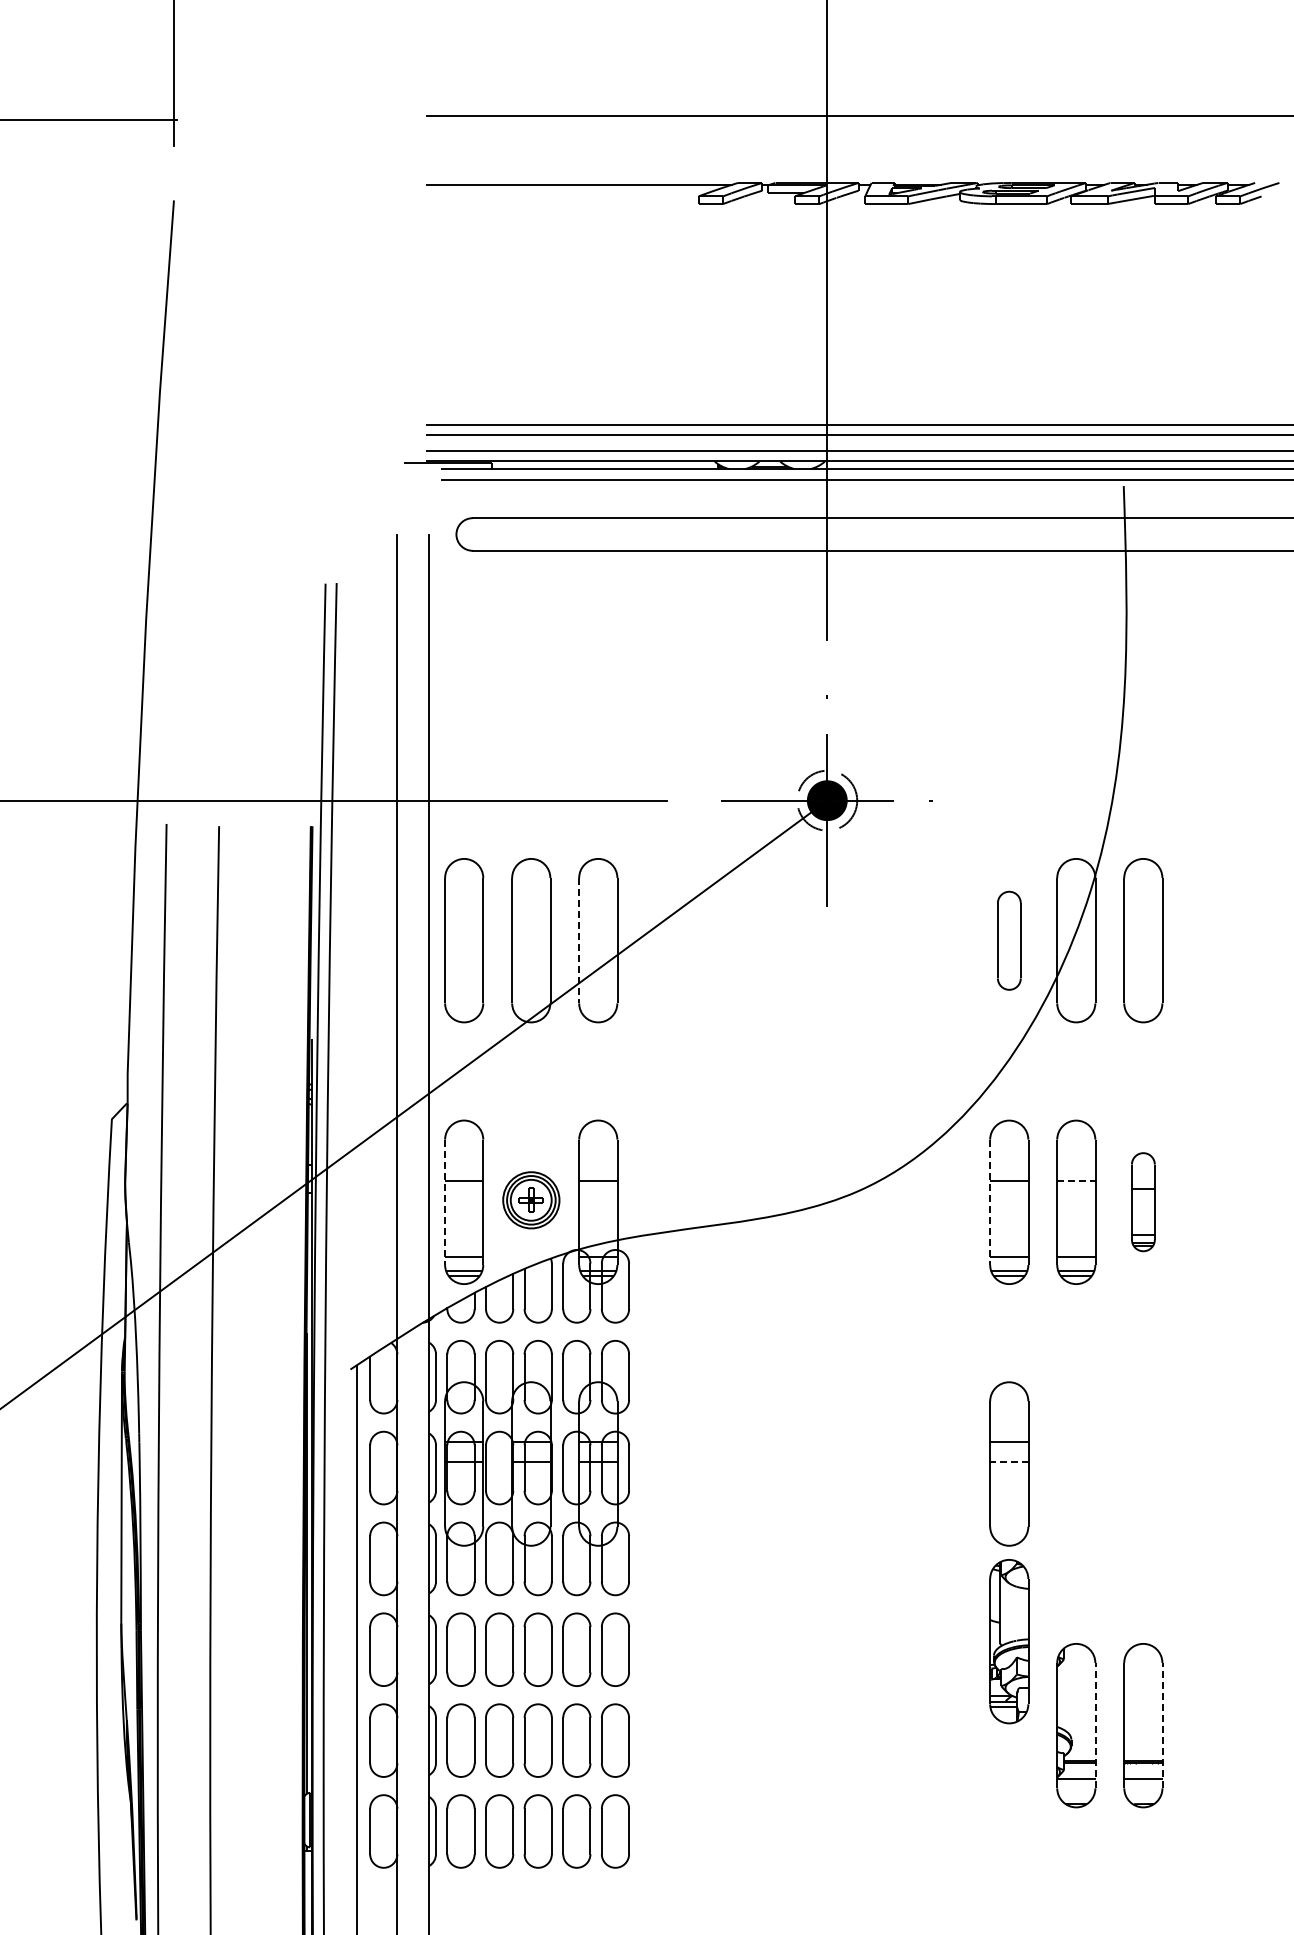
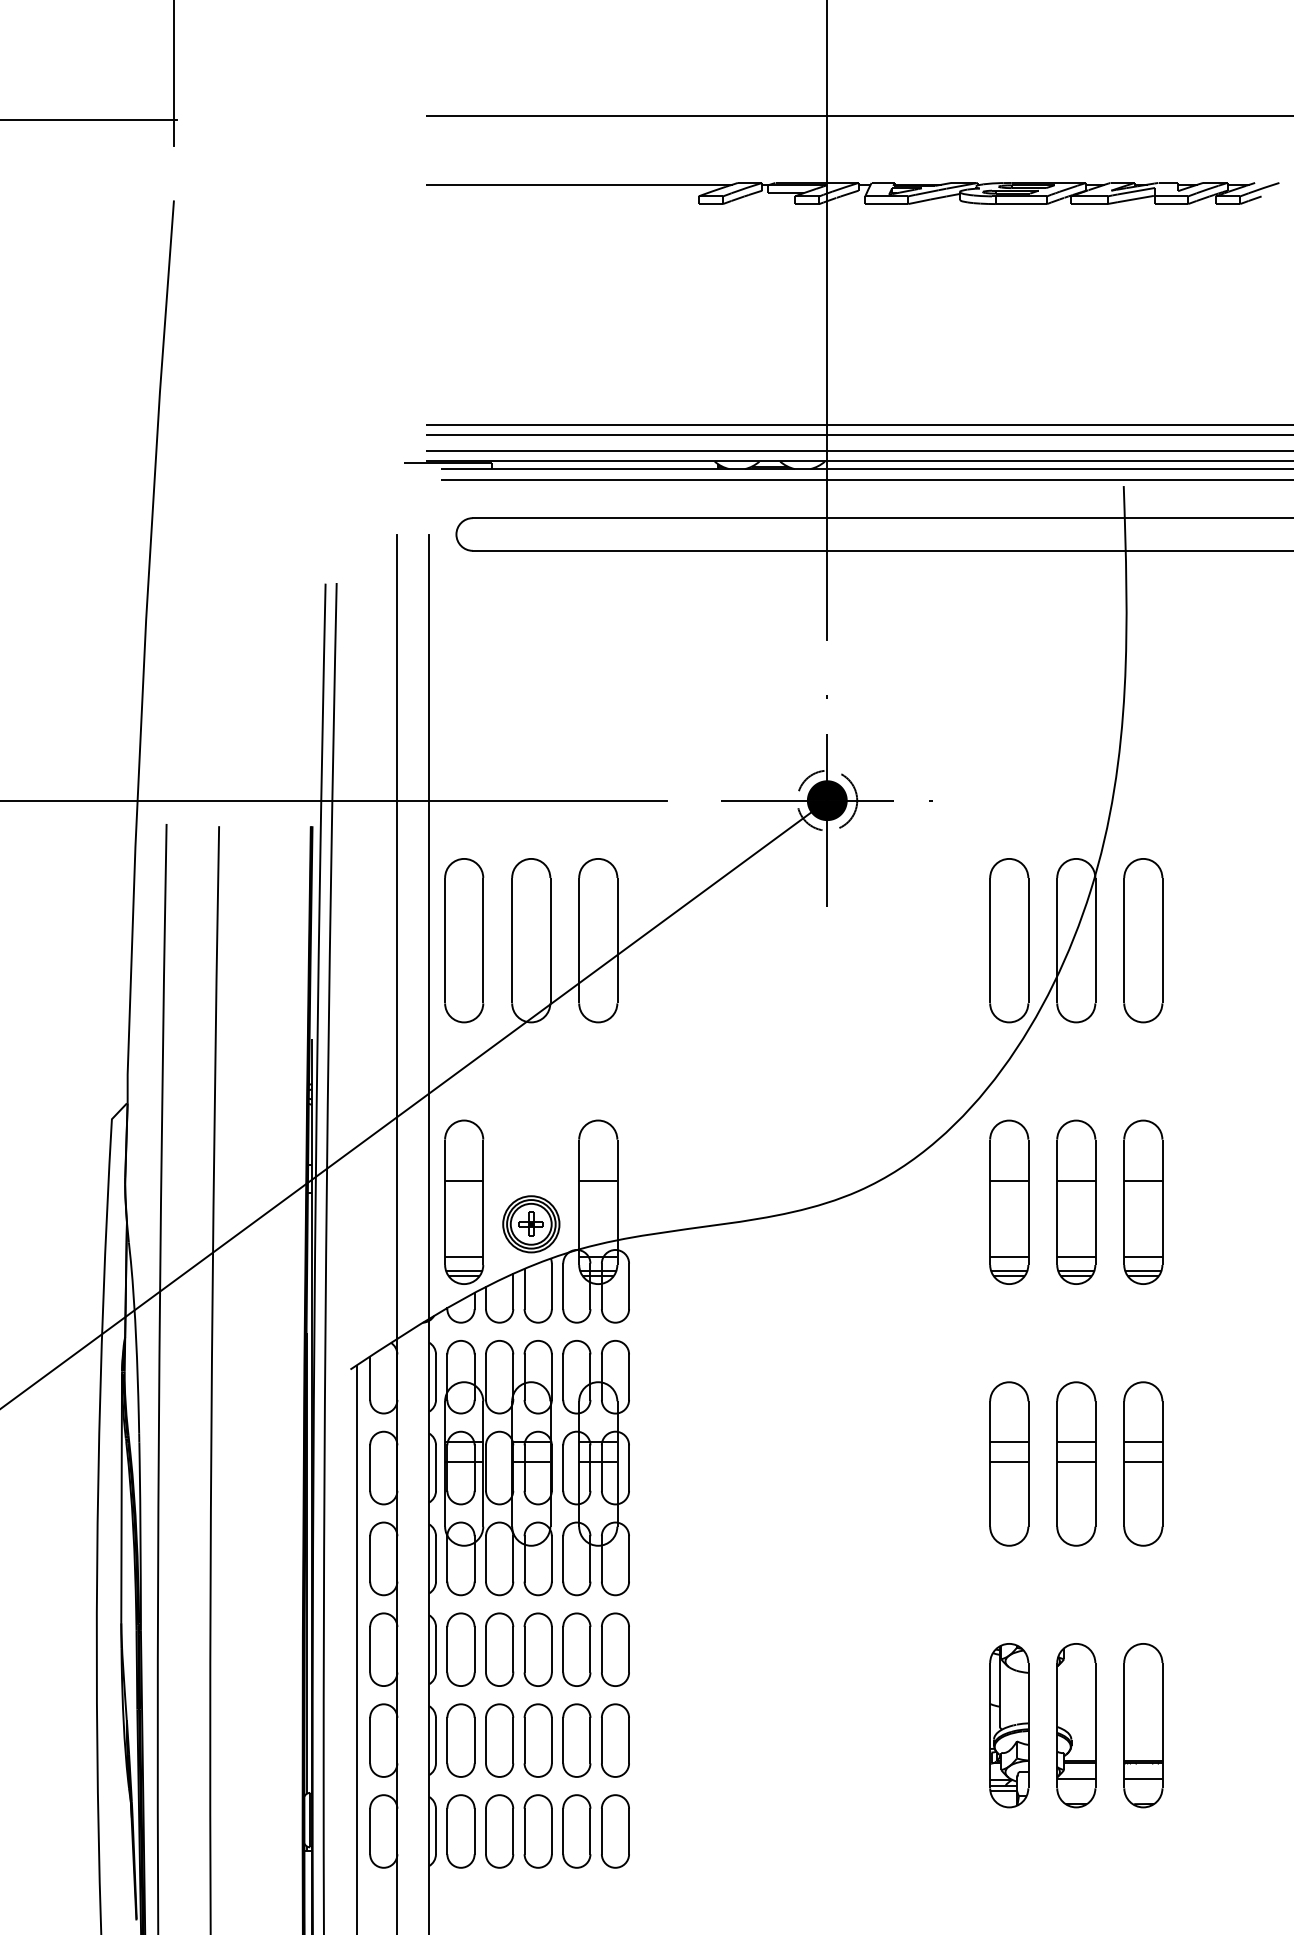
line: dashed -> solid (579, 940)
part size: 25x101 px -> 41x166 px (1009, 940)
line: dashed -> solid (1076, 1180)
part position: (531, 1200) -> (531, 1224) (531, 1224)
line: dashed -> solid (445, 1202)
line: dashed -> solid (990, 1202)
part size: 25x101 px -> 41x166 px (1143, 1201)
line: dashed -> solid (1008, 1461)
part: none -> present (1076, 1463)
part: none -> present (1143, 1463)
part position: (1009, 1641) -> (1009, 1725) (1009, 1725)
line: dashed -> solid (1095, 1725)
line: dashed -> solid (1162, 1725)
